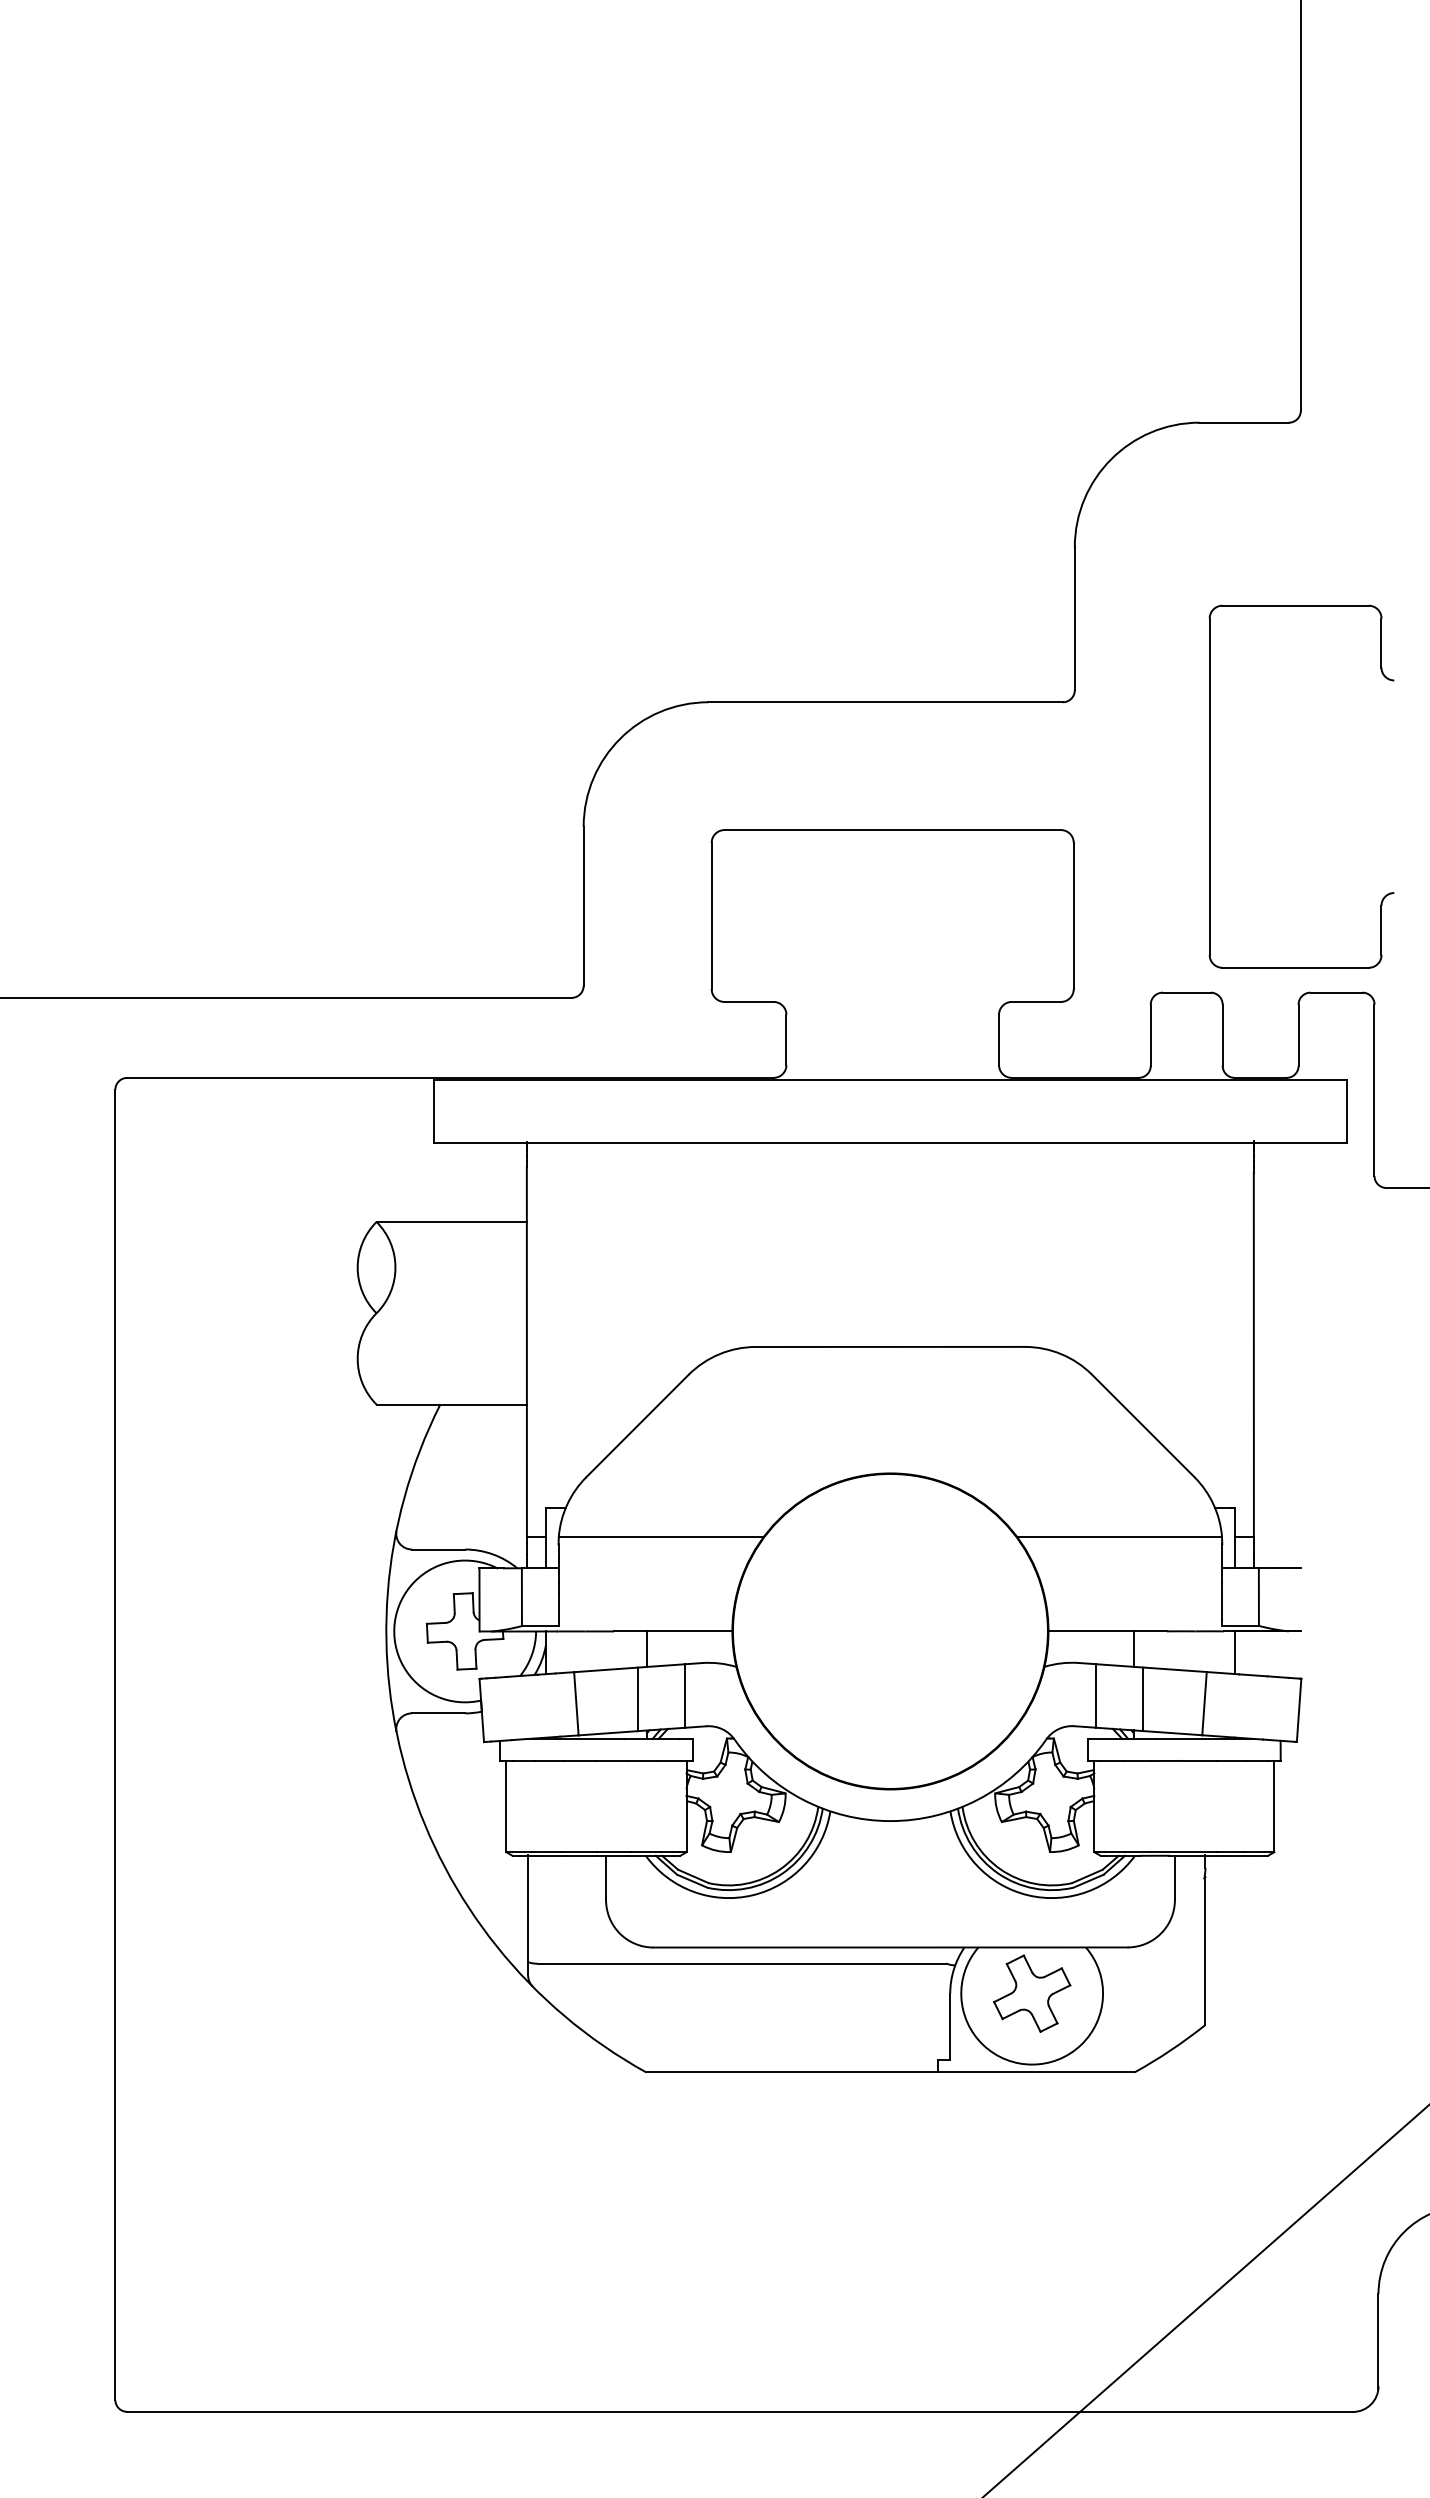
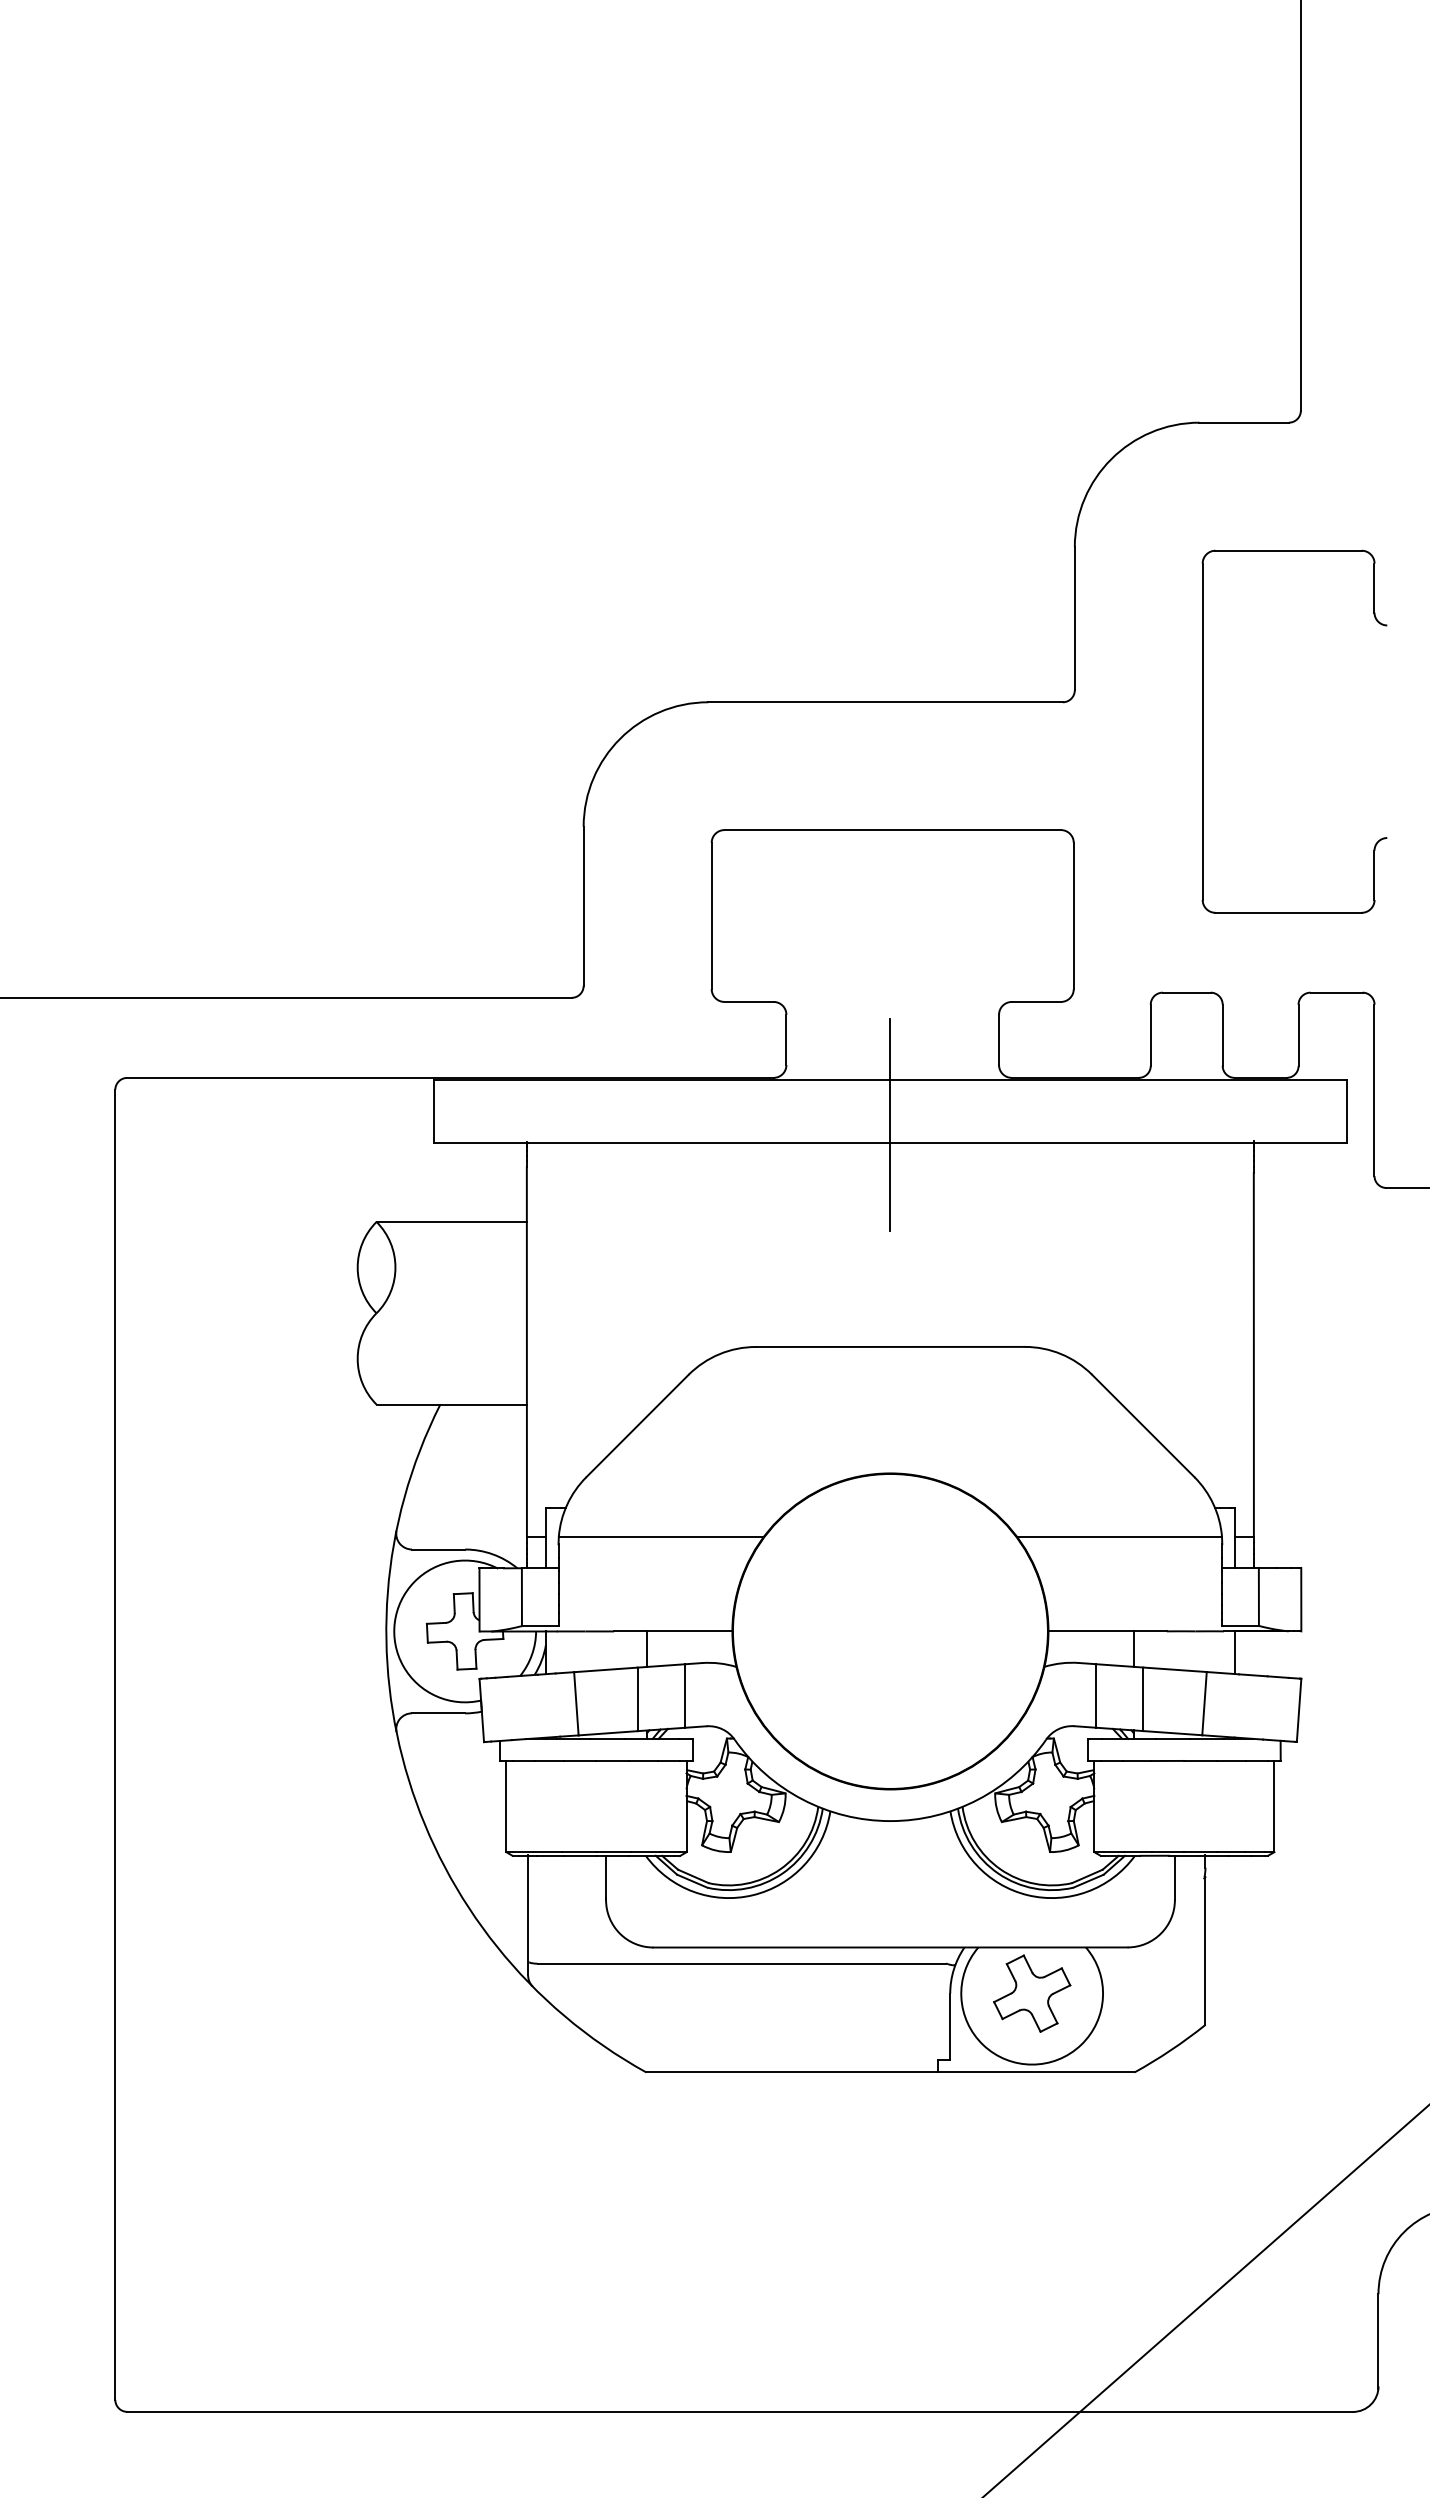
part position: (1210, 786) -> (1203, 731) (1203, 731)
line: none -> present (890, 1125)
line: none -> present (1301, 1599)
